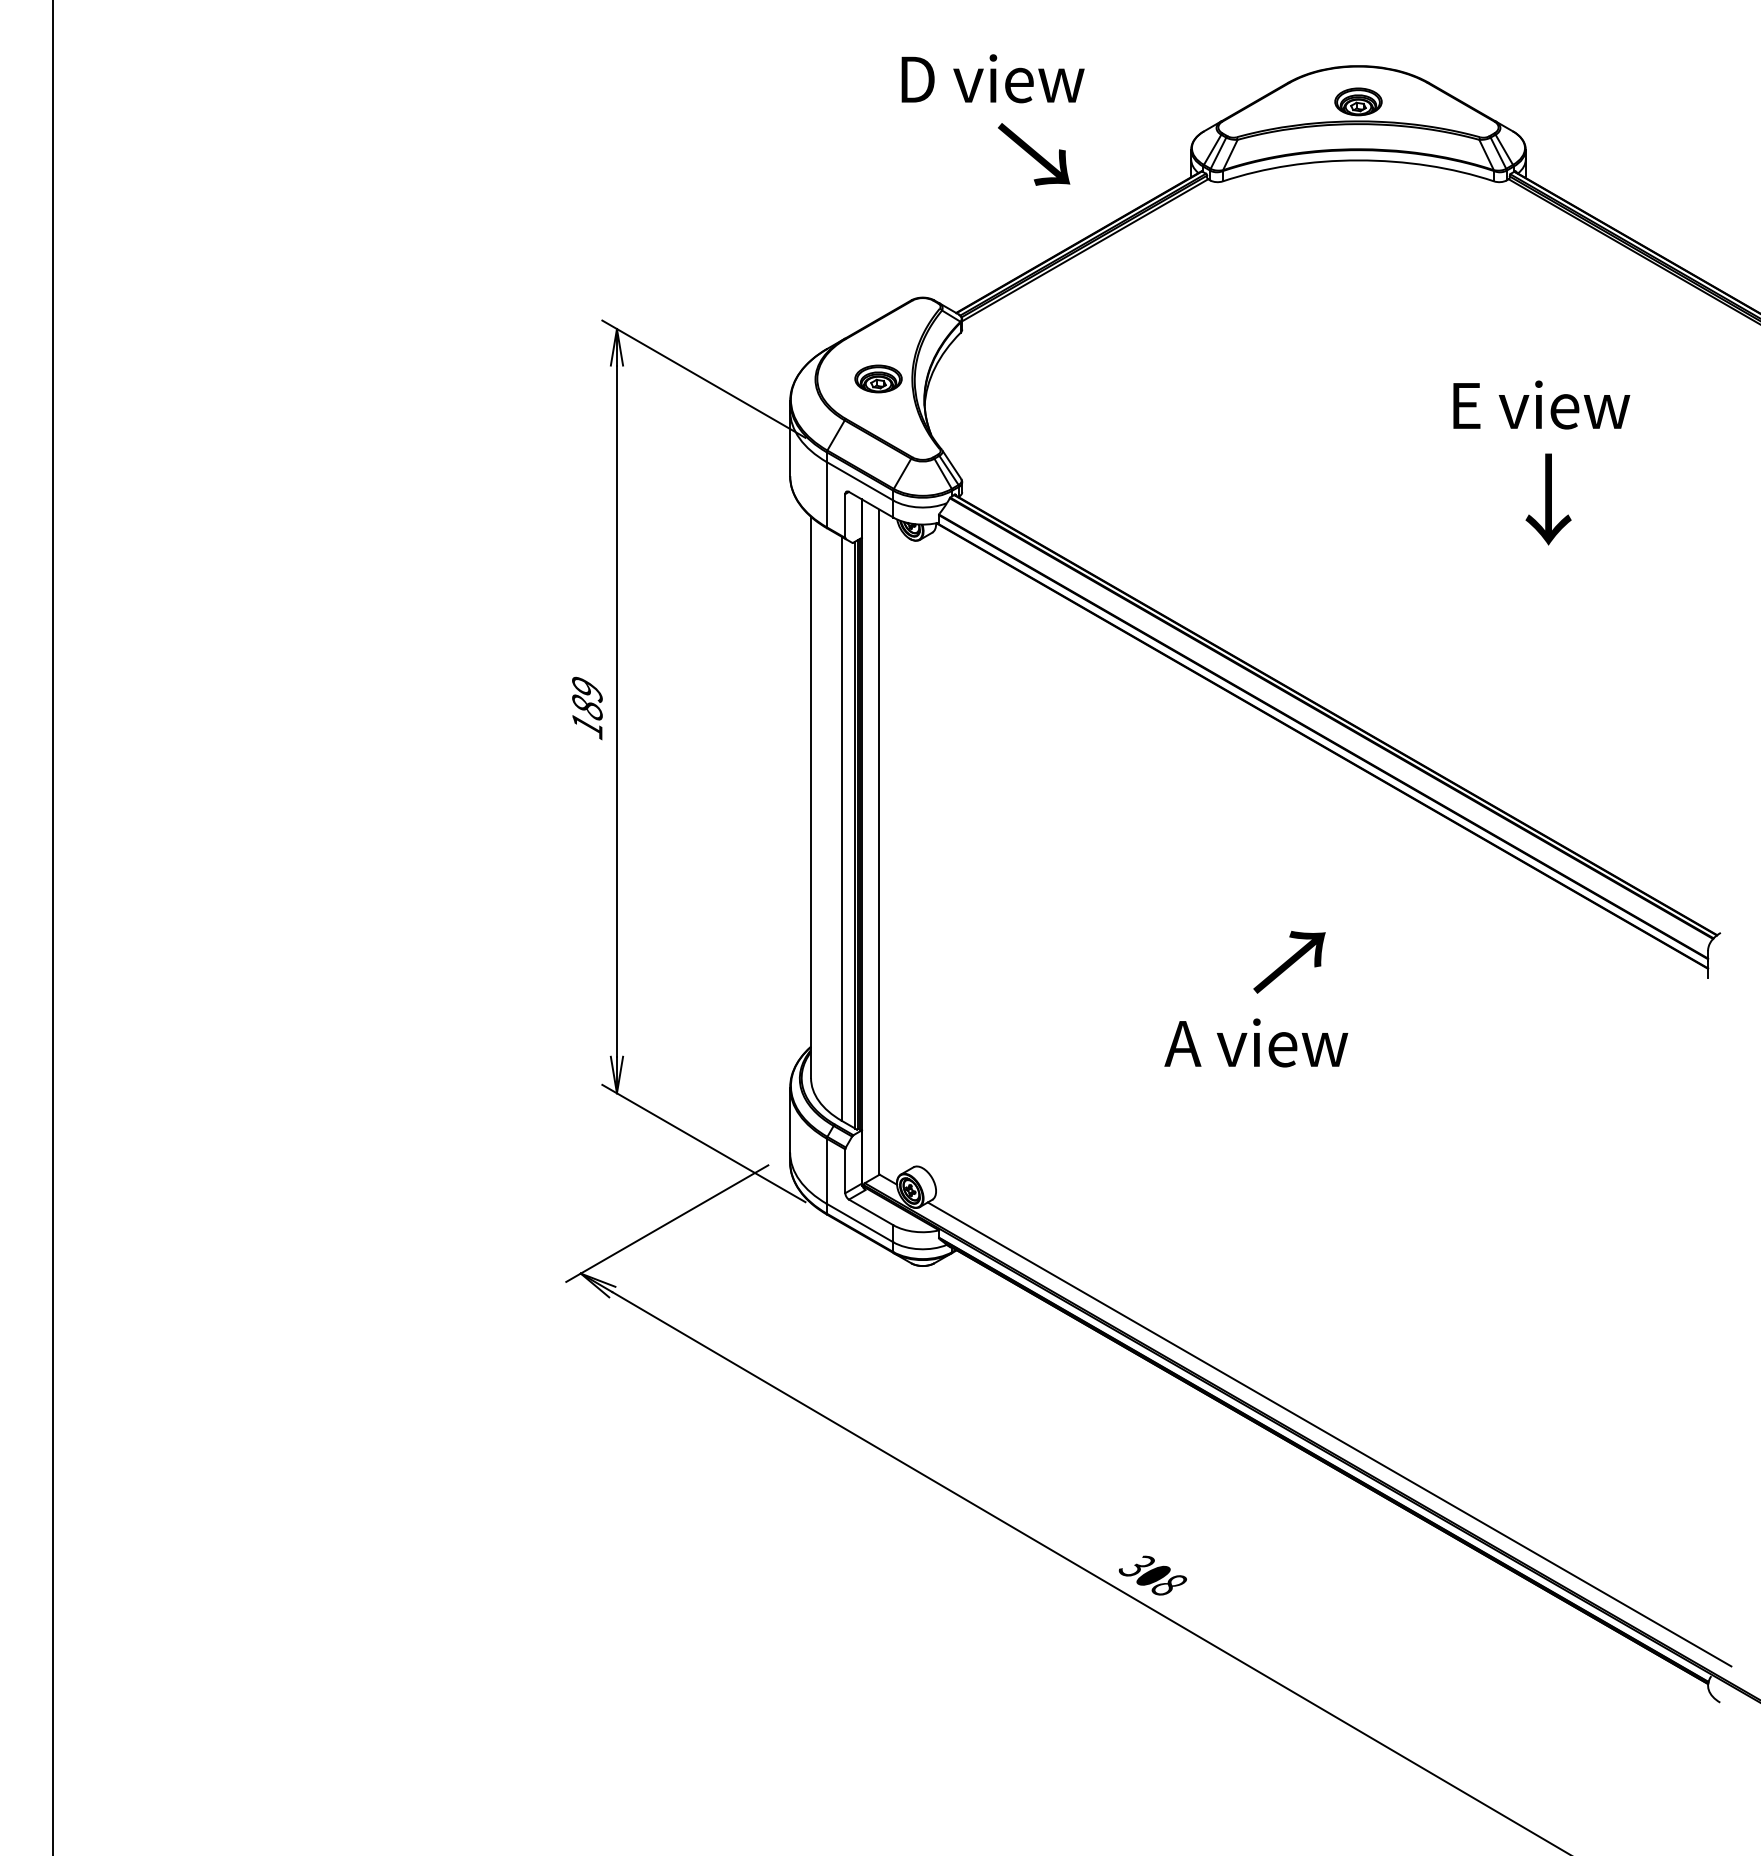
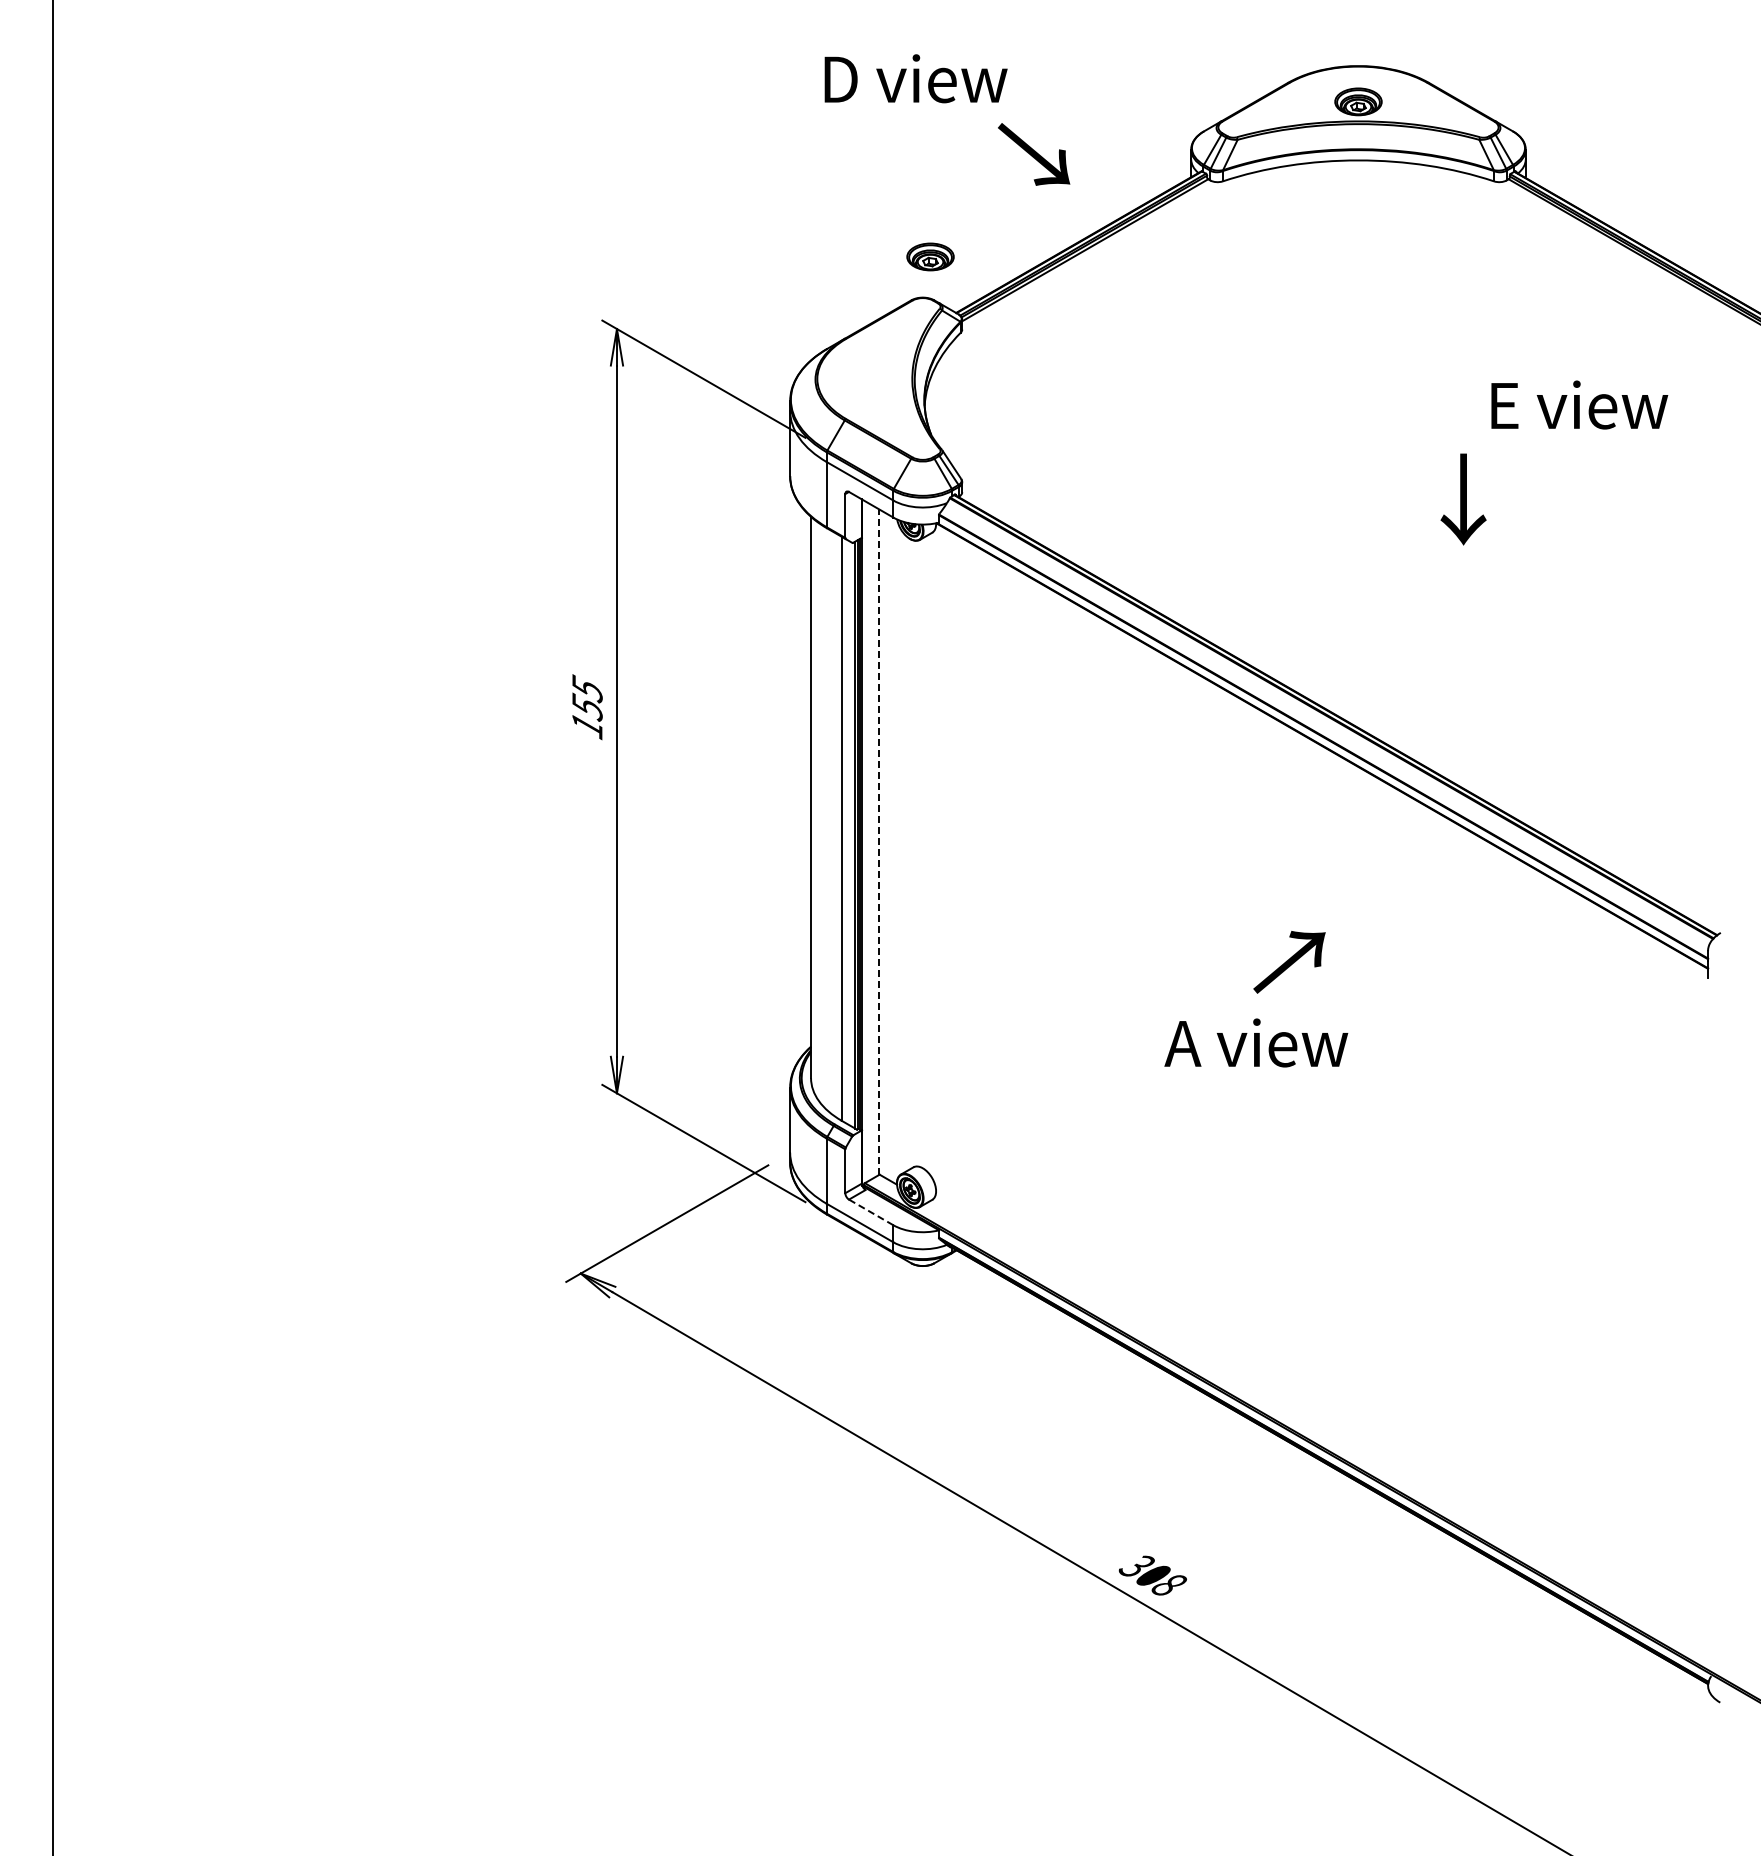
text position: (992, 78) -> (915, 78) (915, 78)
part position: (878, 378) -> (930, 256) (930, 256)
text position: (1541, 404) -> (1579, 404) (1579, 404)
text position: (1548, 499) -> (1463, 499) (1463, 499)
text: 189 -> 155 (587, 697)
line: solid -> dashed (879, 842)
line: solid -> dashed (871, 1212)
line: present -> none (1329, 1434)
